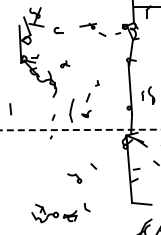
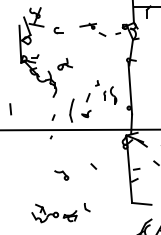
part size: 11x9 px -> 16x14 px (64, 63)
part position: (148, 95) -> (110, 95) (110, 95)
circle: dashed -> solid (80, 129)
part position: (74, 178) -> (61, 175) (61, 175)
